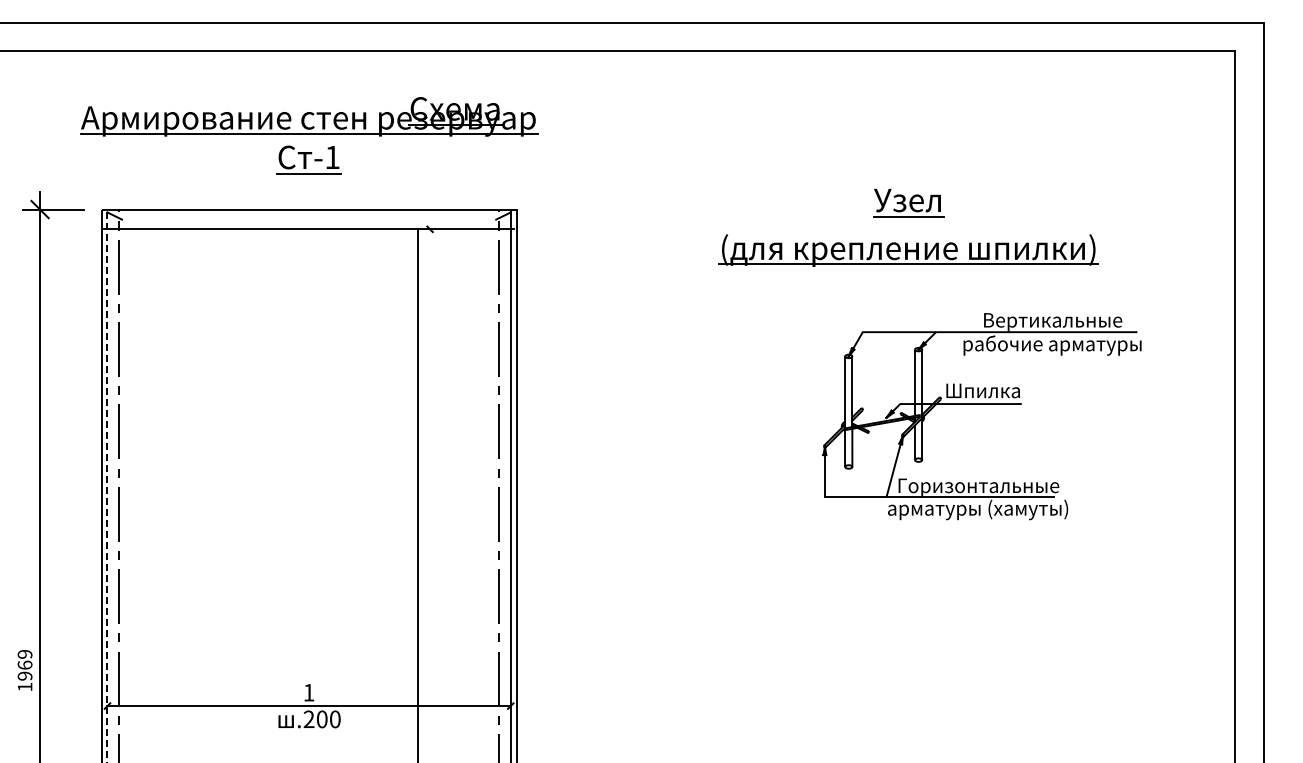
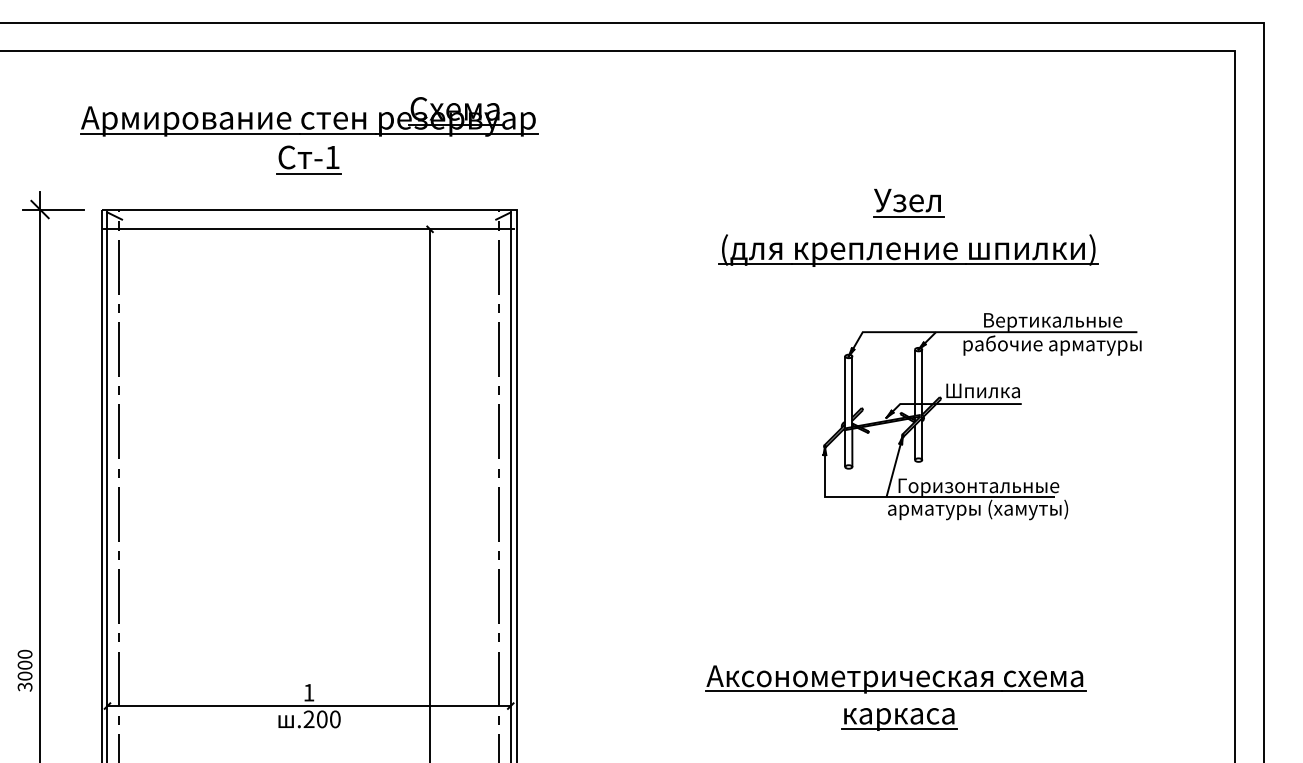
line: dashed -> solid (107, 487)
line position: (418, 494) -> (430, 494) (430, 494)
text: 1969 -> 3000 (24, 670)
part: none -> present (895, 697)
